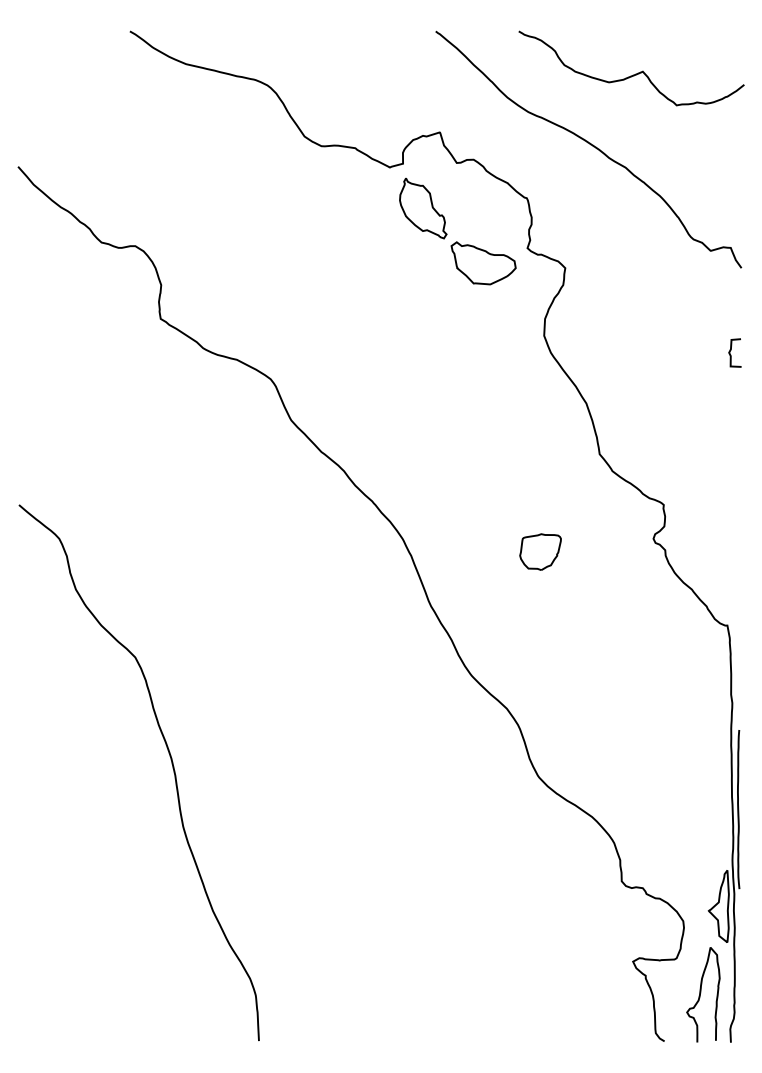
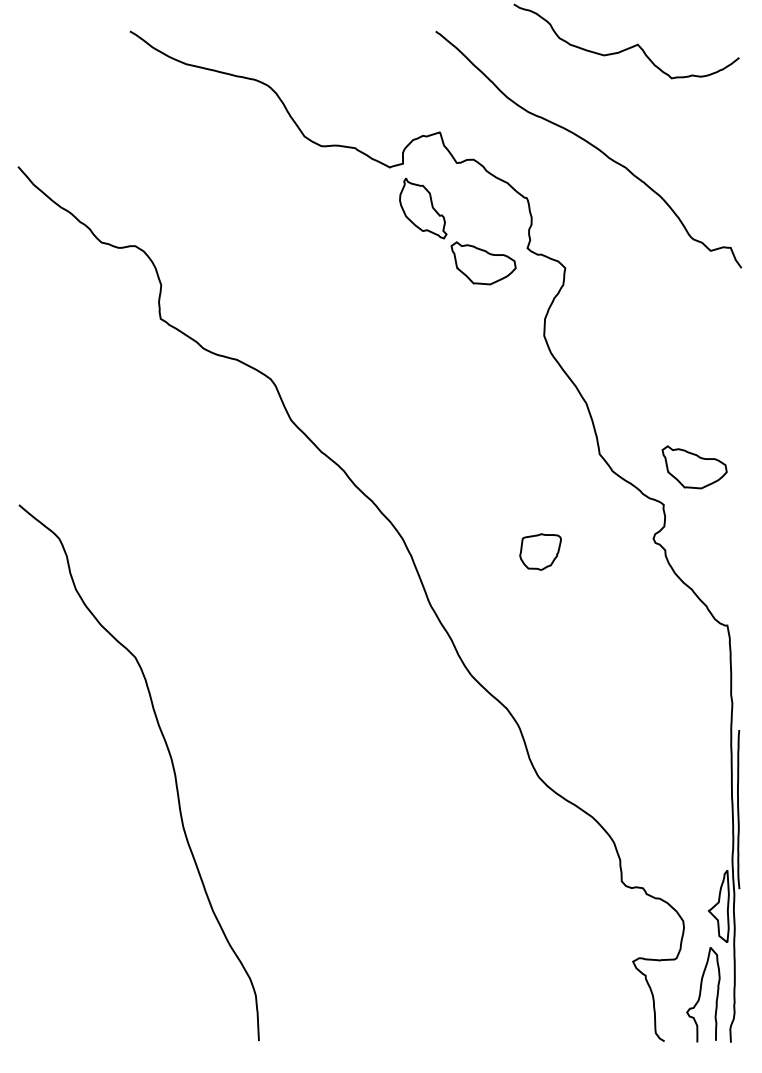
curve position: (633, 74) -> (628, 47) (628, 47)
curve: present -> none (731, 350)
part: none -> present (694, 467)
